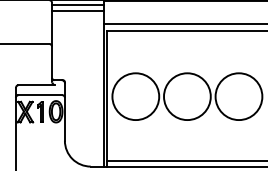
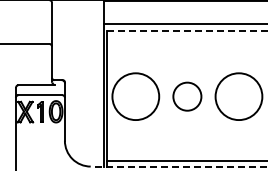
line: present -> none (77, 5)
line: present -> none (77, 10)
line: solid -> dashed (187, 31)
circle diameter: 47 px -> 28 px (187, 96)
line: solid -> dashed (178, 166)
